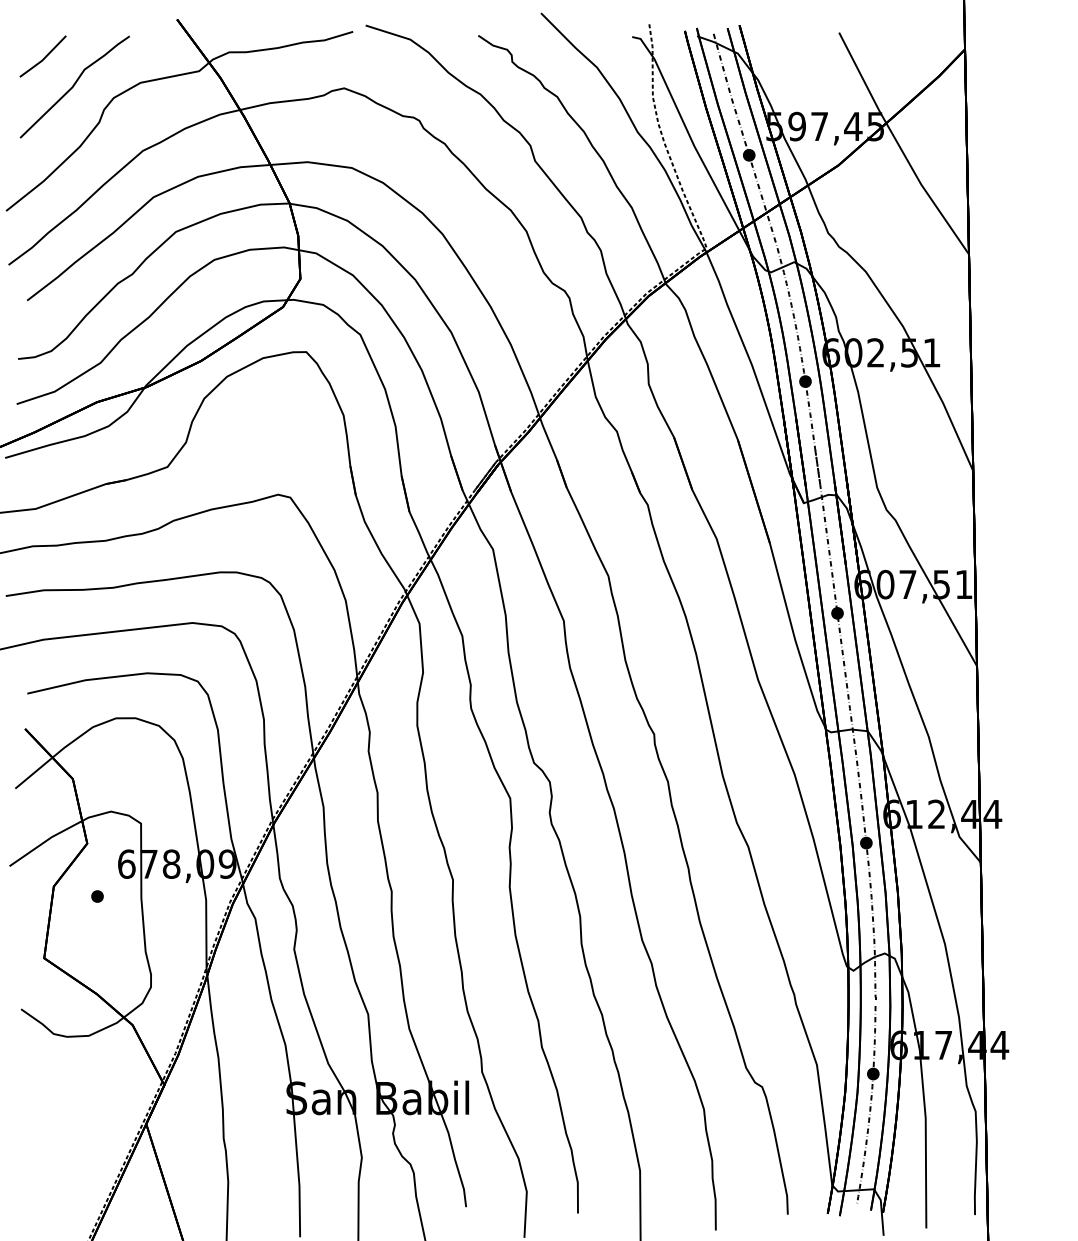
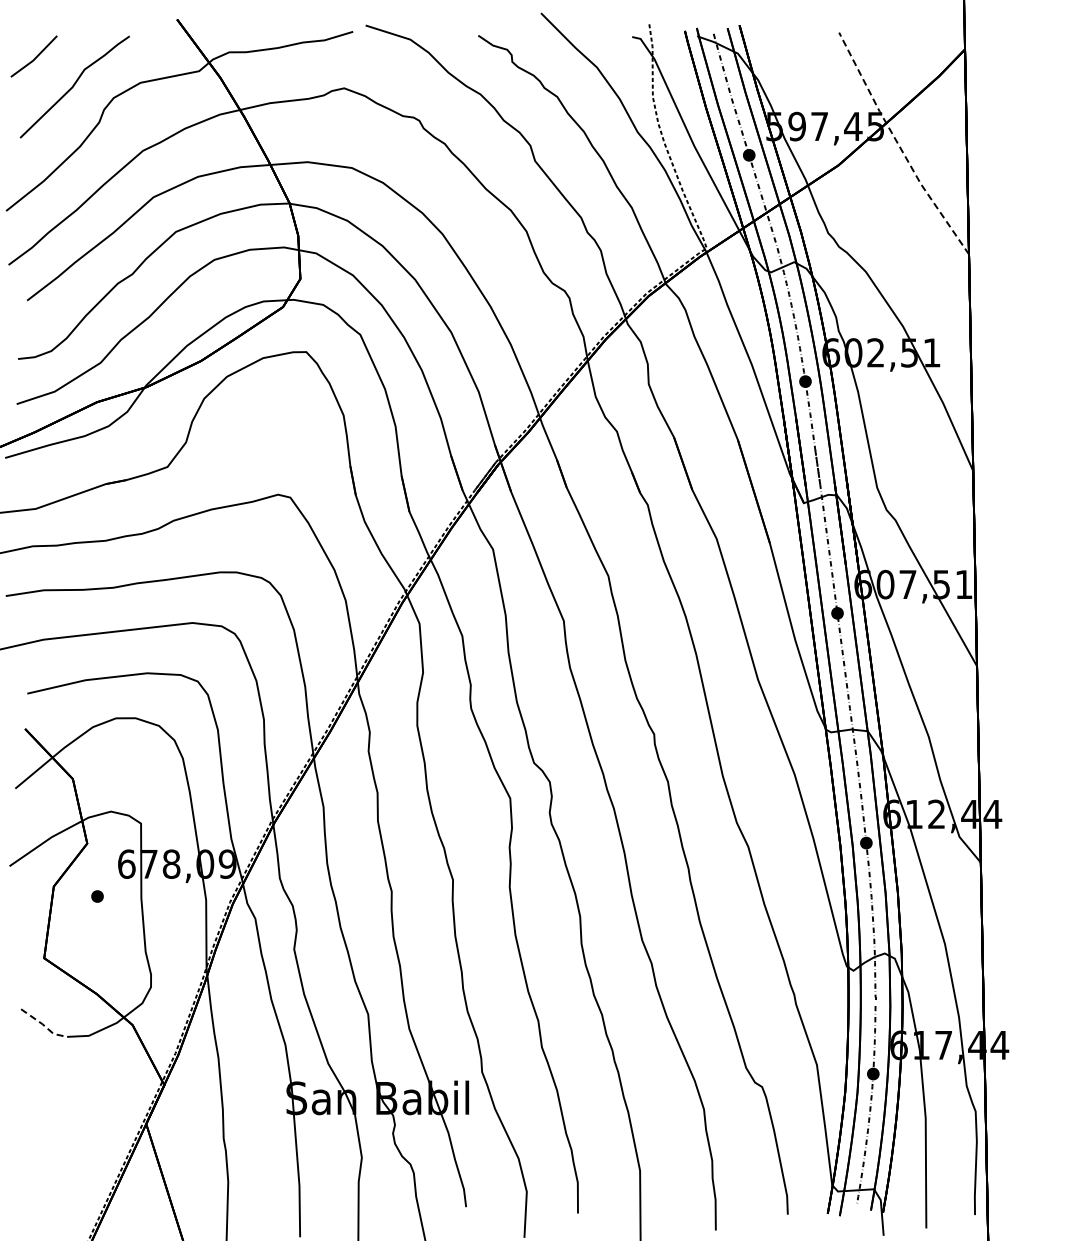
line position: (43, 57) -> (34, 57) (34, 57)
line: solid -> dashed (899, 145)
line: solid -> dashed (43, 1024)
